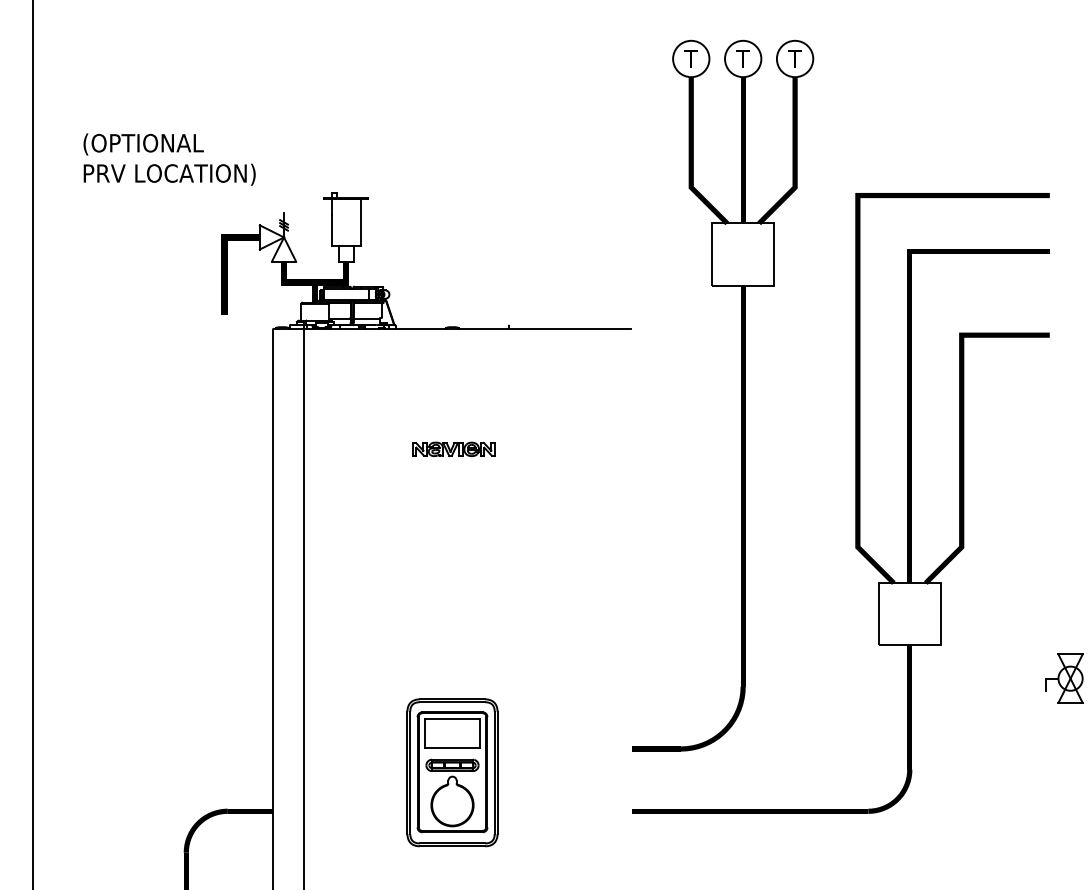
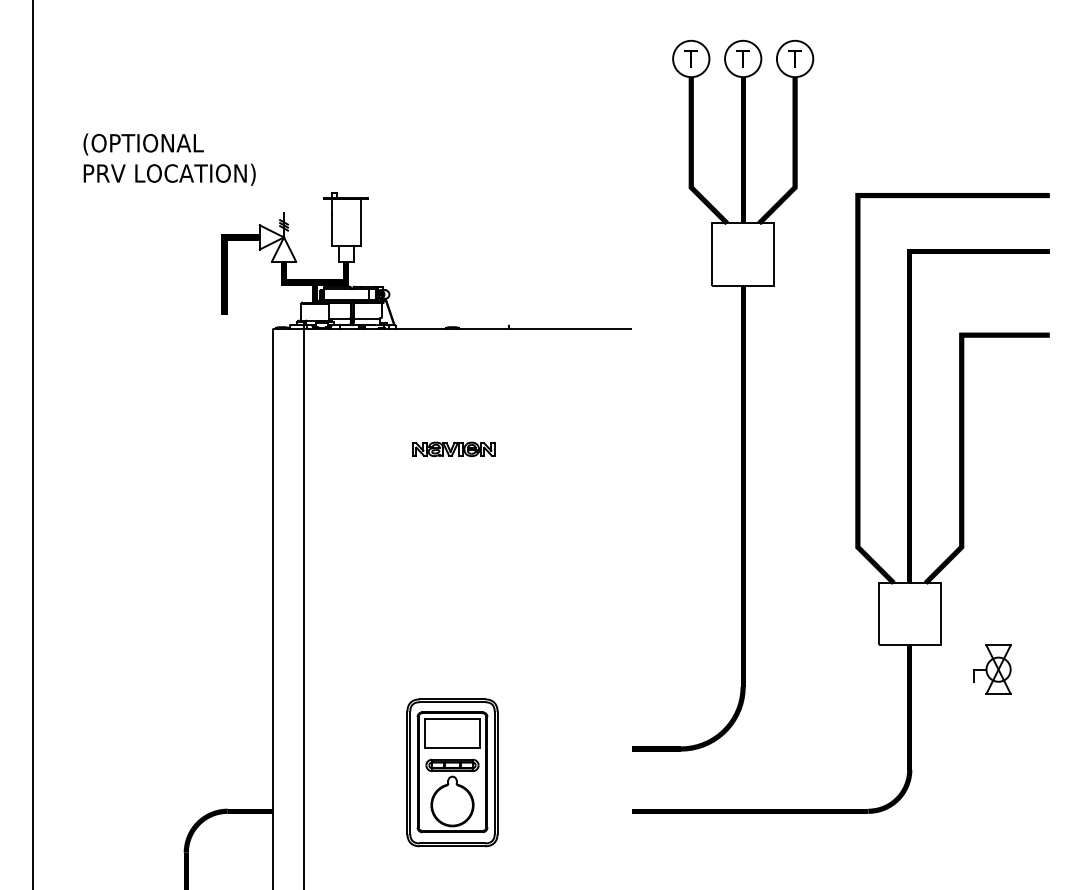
part position: (1064, 678) -> (992, 669) (992, 669)
